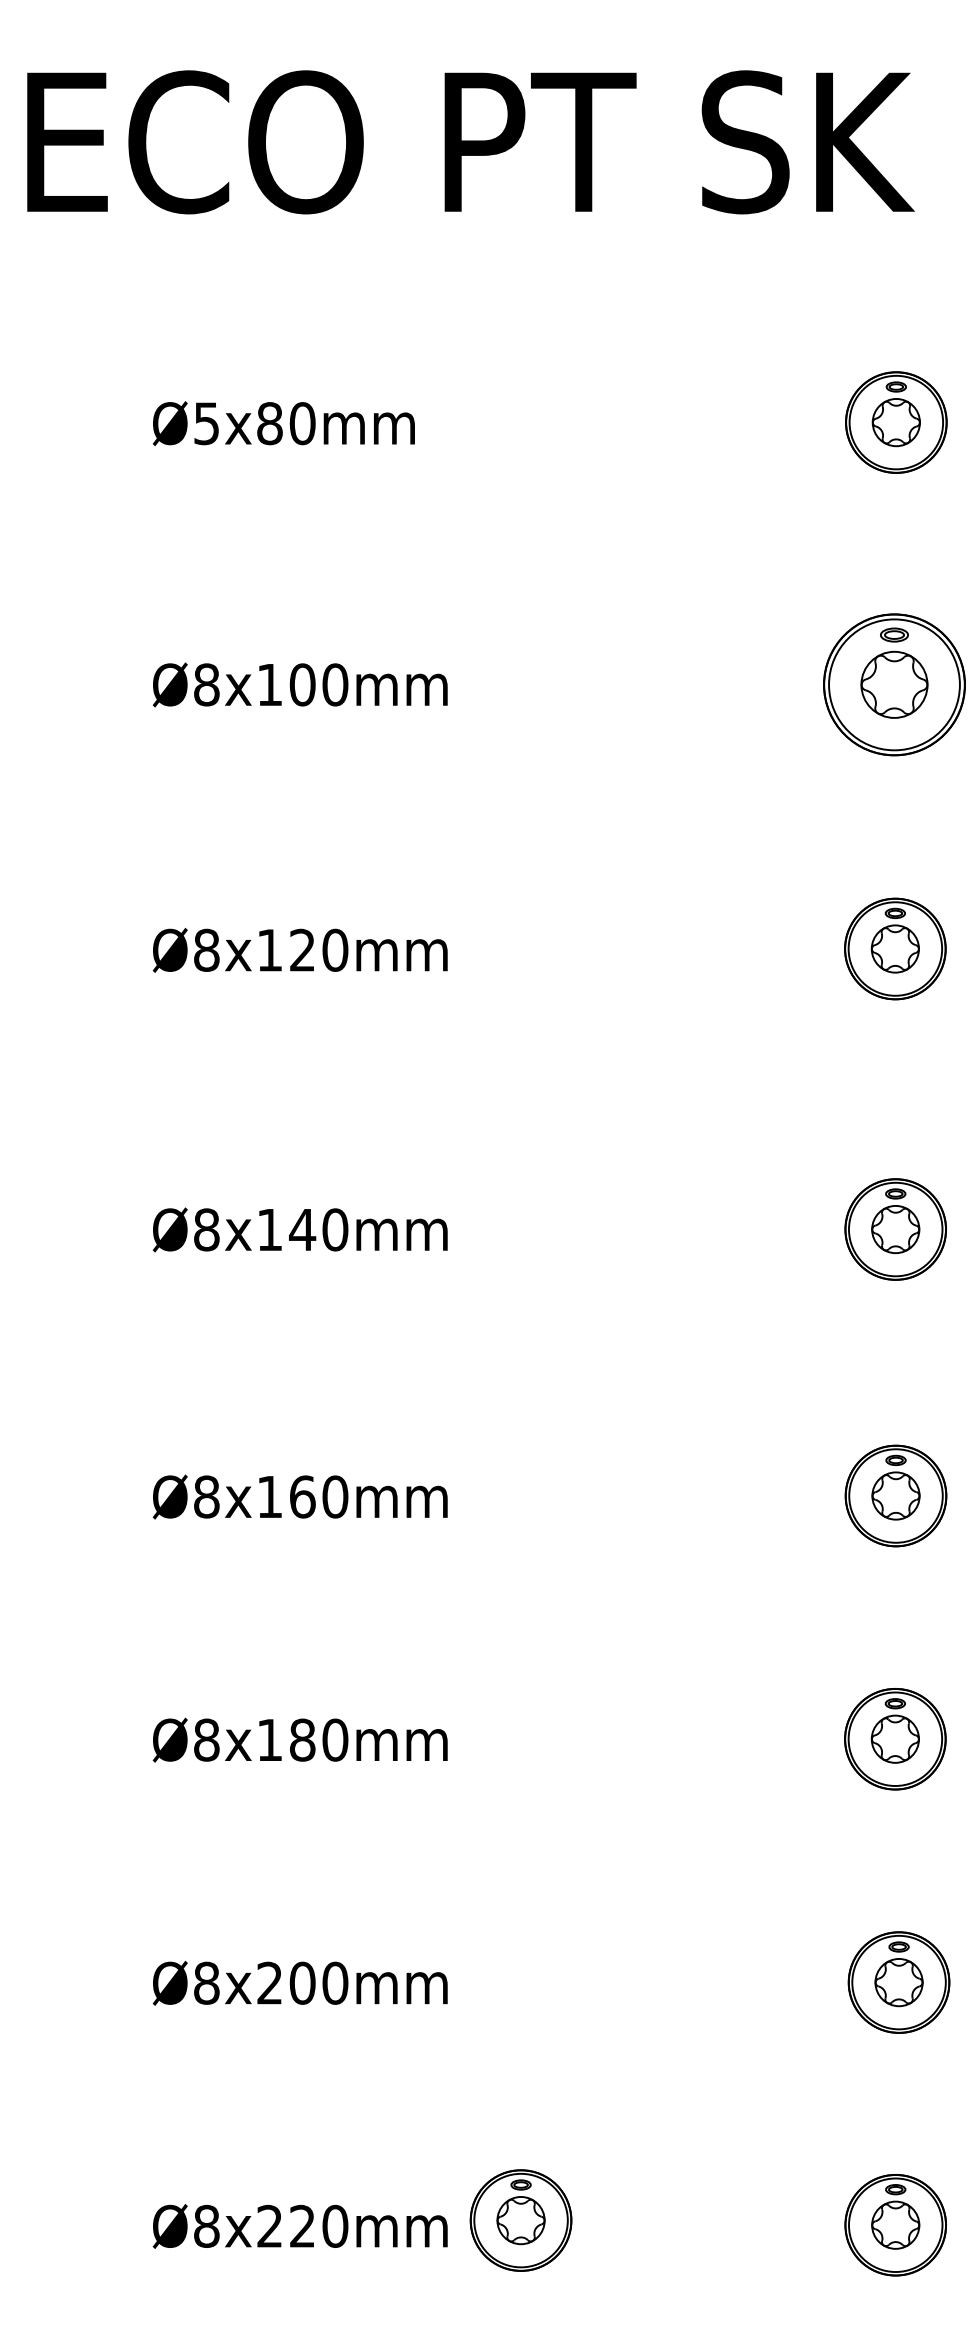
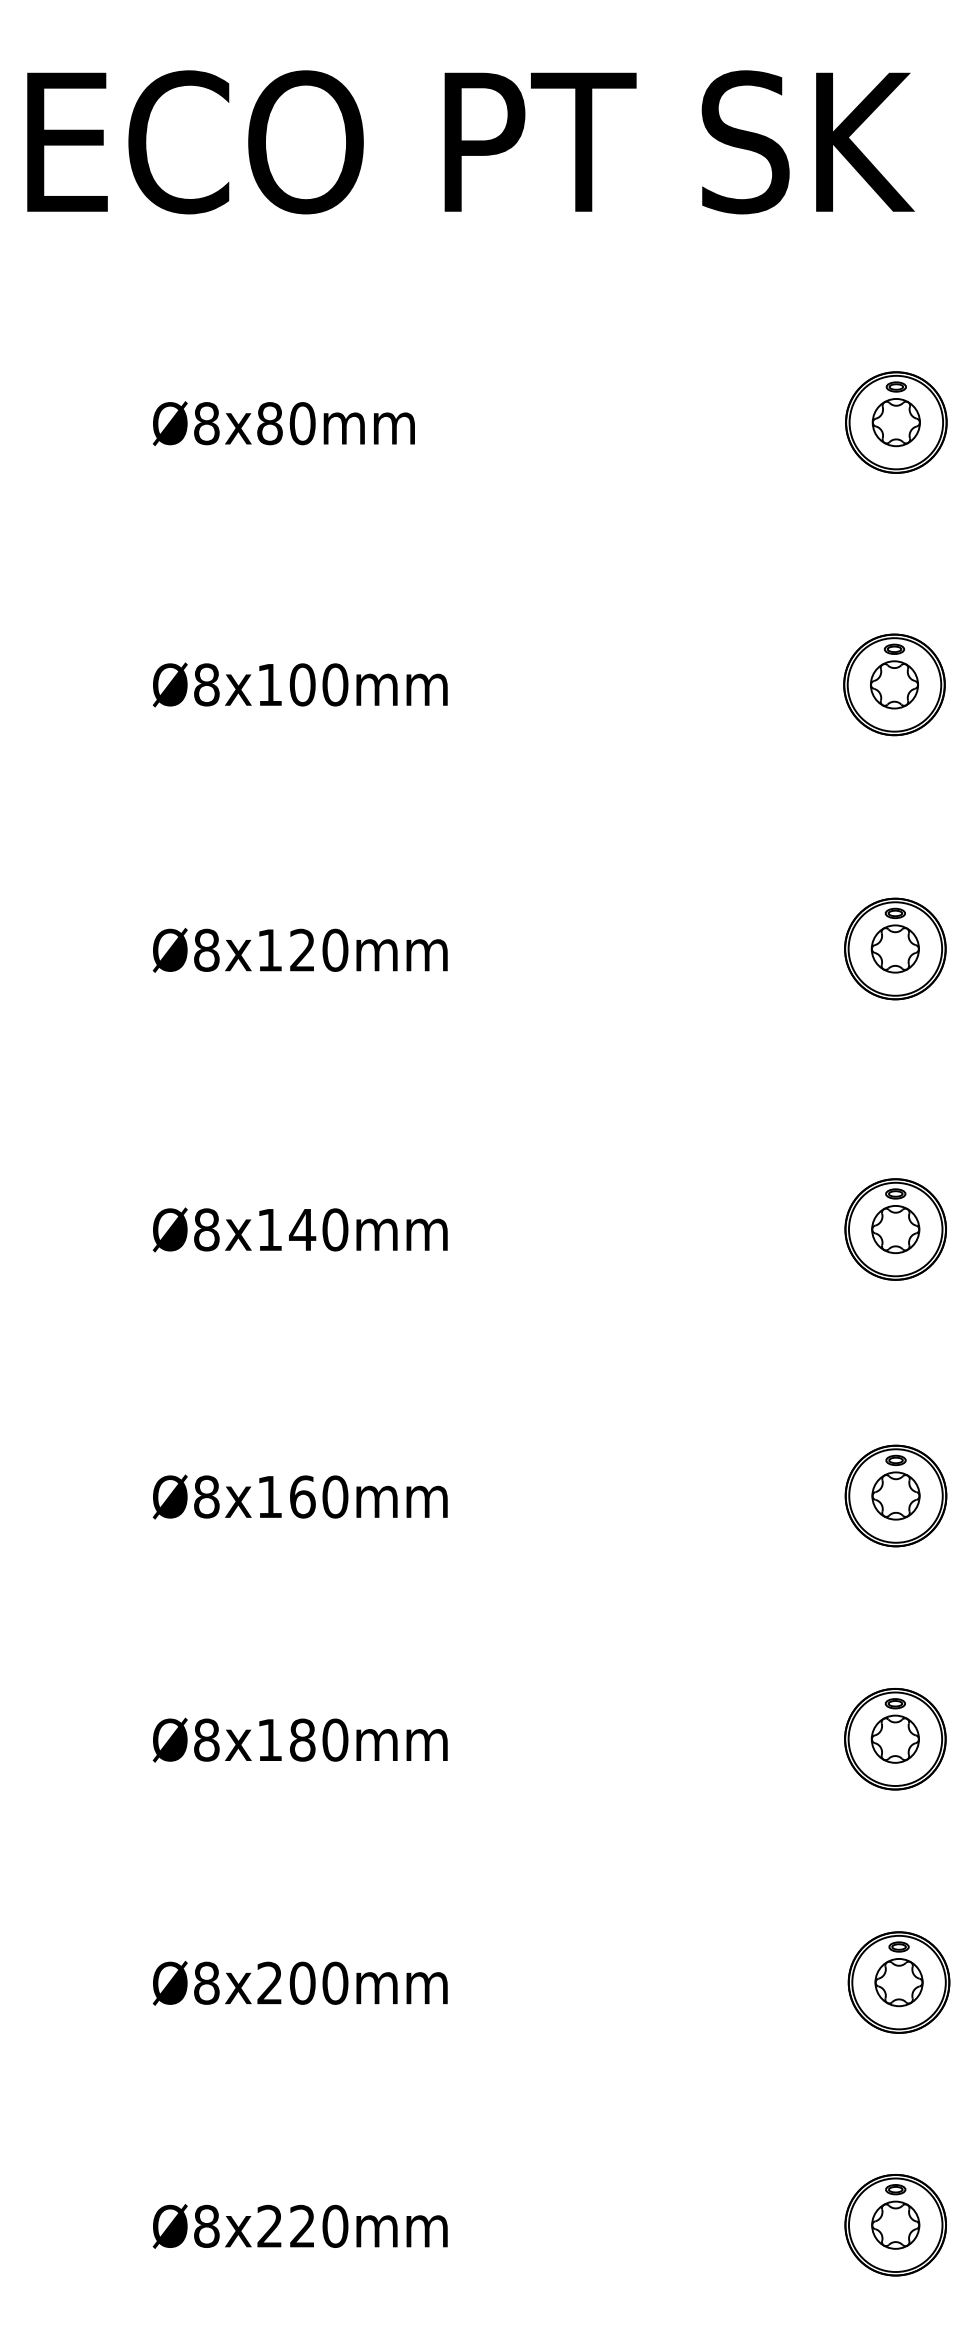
text: Ø5x80mm -> Ø8x80mm (206, 423)
part size: 143x144 px -> 103x104 px (894, 684)
part: present -> none (520, 2220)
